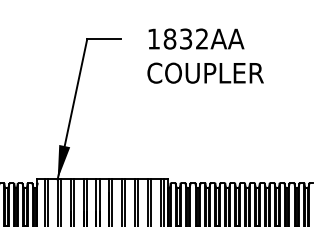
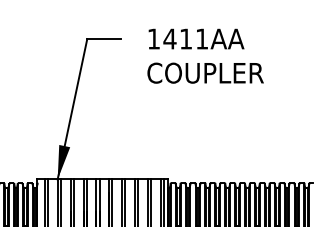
text: 1832AA -> 1411AA (185, 38)
